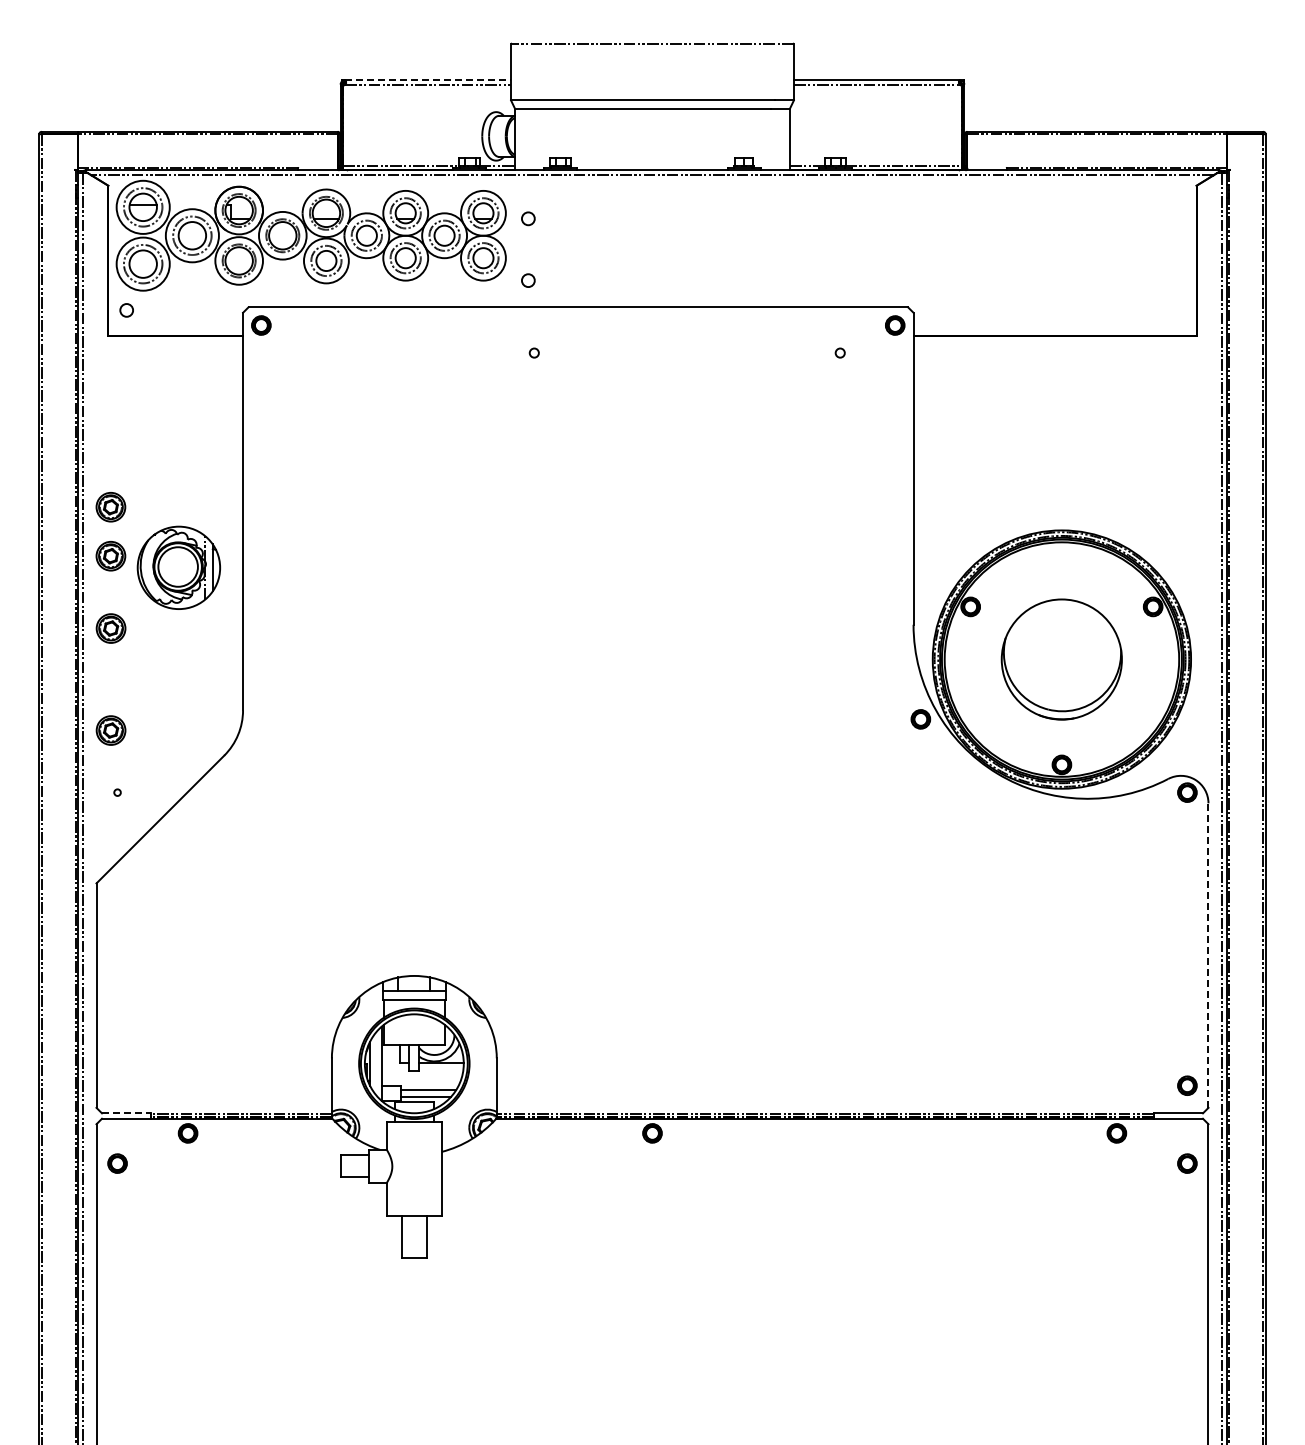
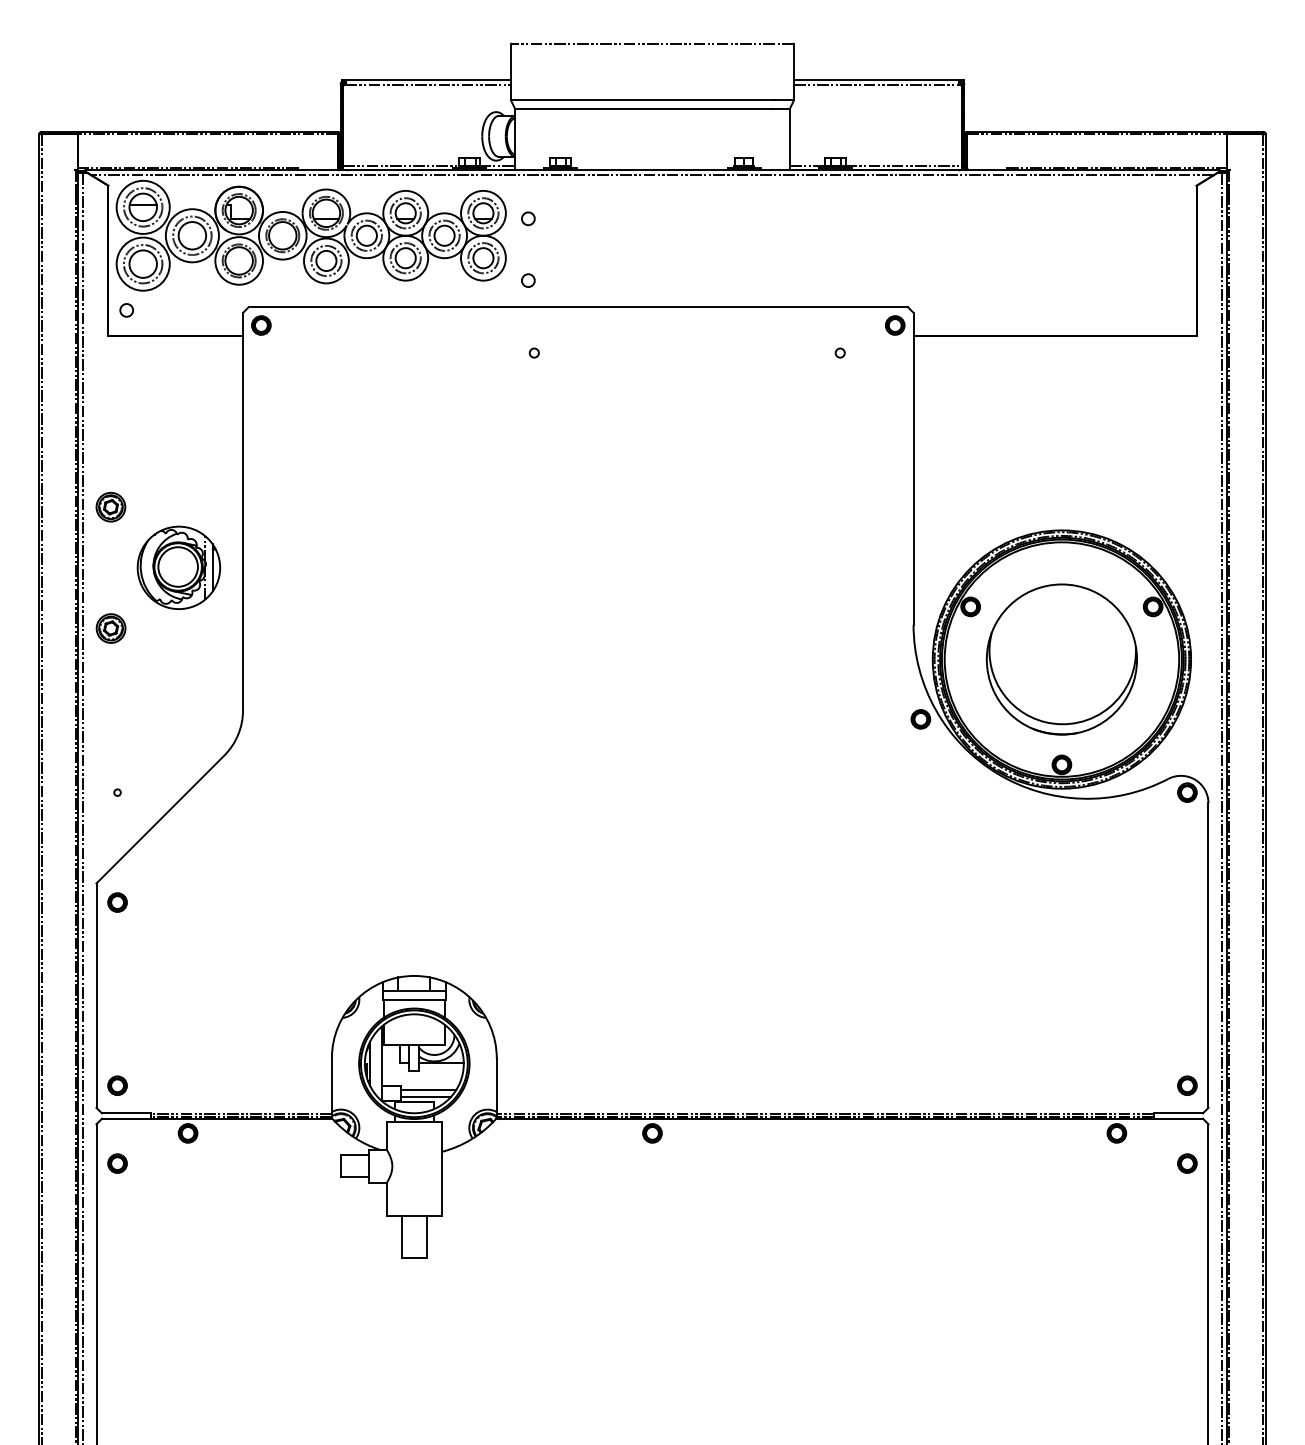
line: dashed -> solid (428, 80)
part: present -> none (110, 556)
part size: 123x123 px -> 153x153 px (1061, 659)
part: present -> none (110, 730)
part: none -> present (117, 902)
line: dashed -> solid (1208, 955)
part: none -> present (117, 1085)
line: dashed -> solid (126, 1113)
